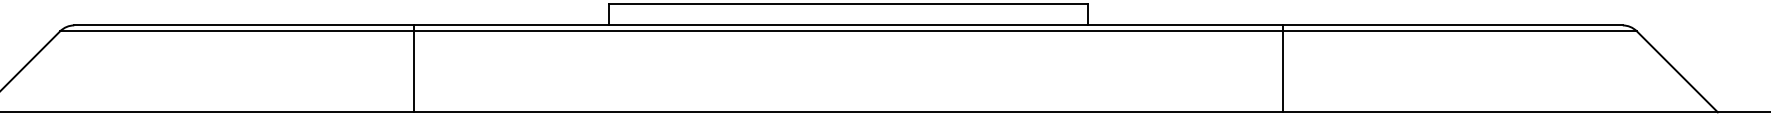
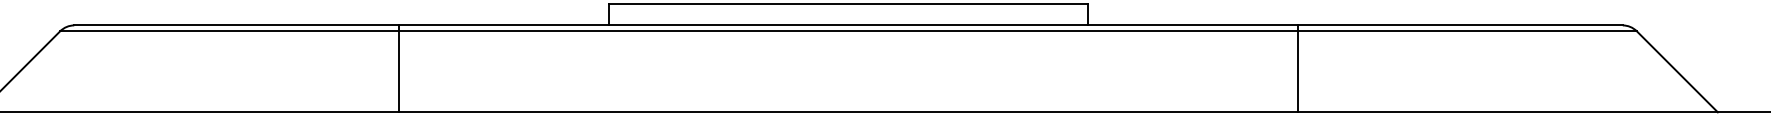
line position: (413, 68) -> (398, 68) (398, 68)
line position: (1283, 68) -> (1298, 68) (1298, 68)
